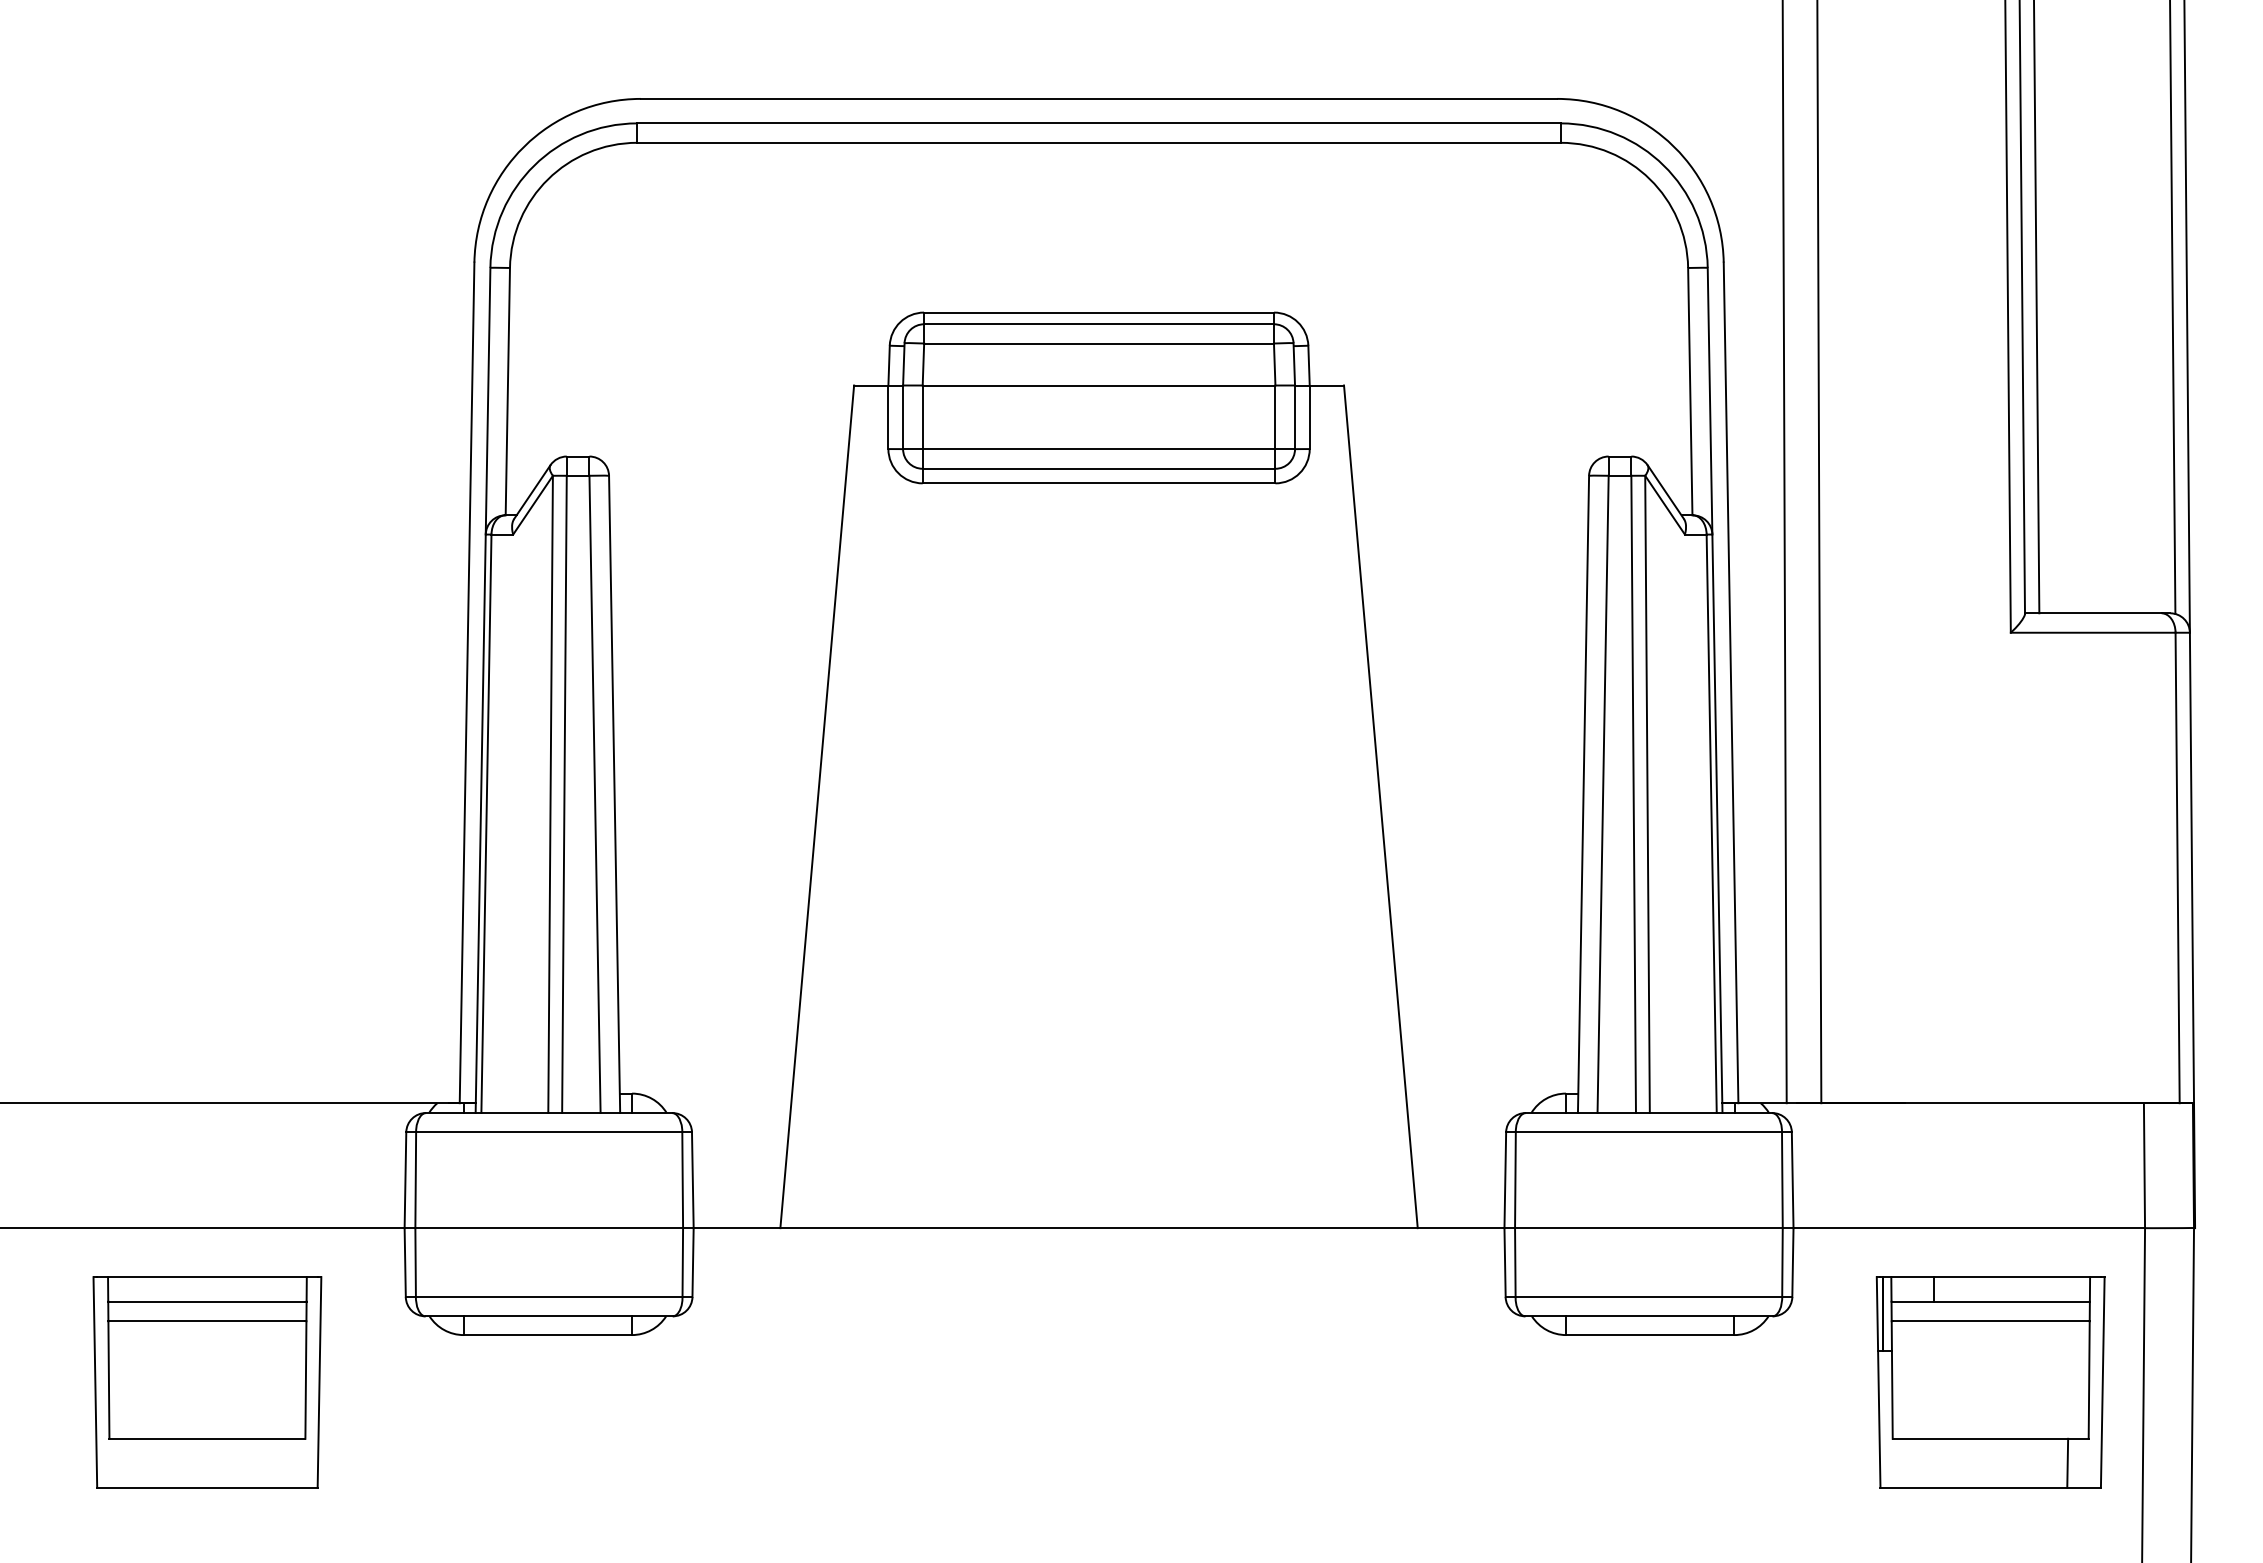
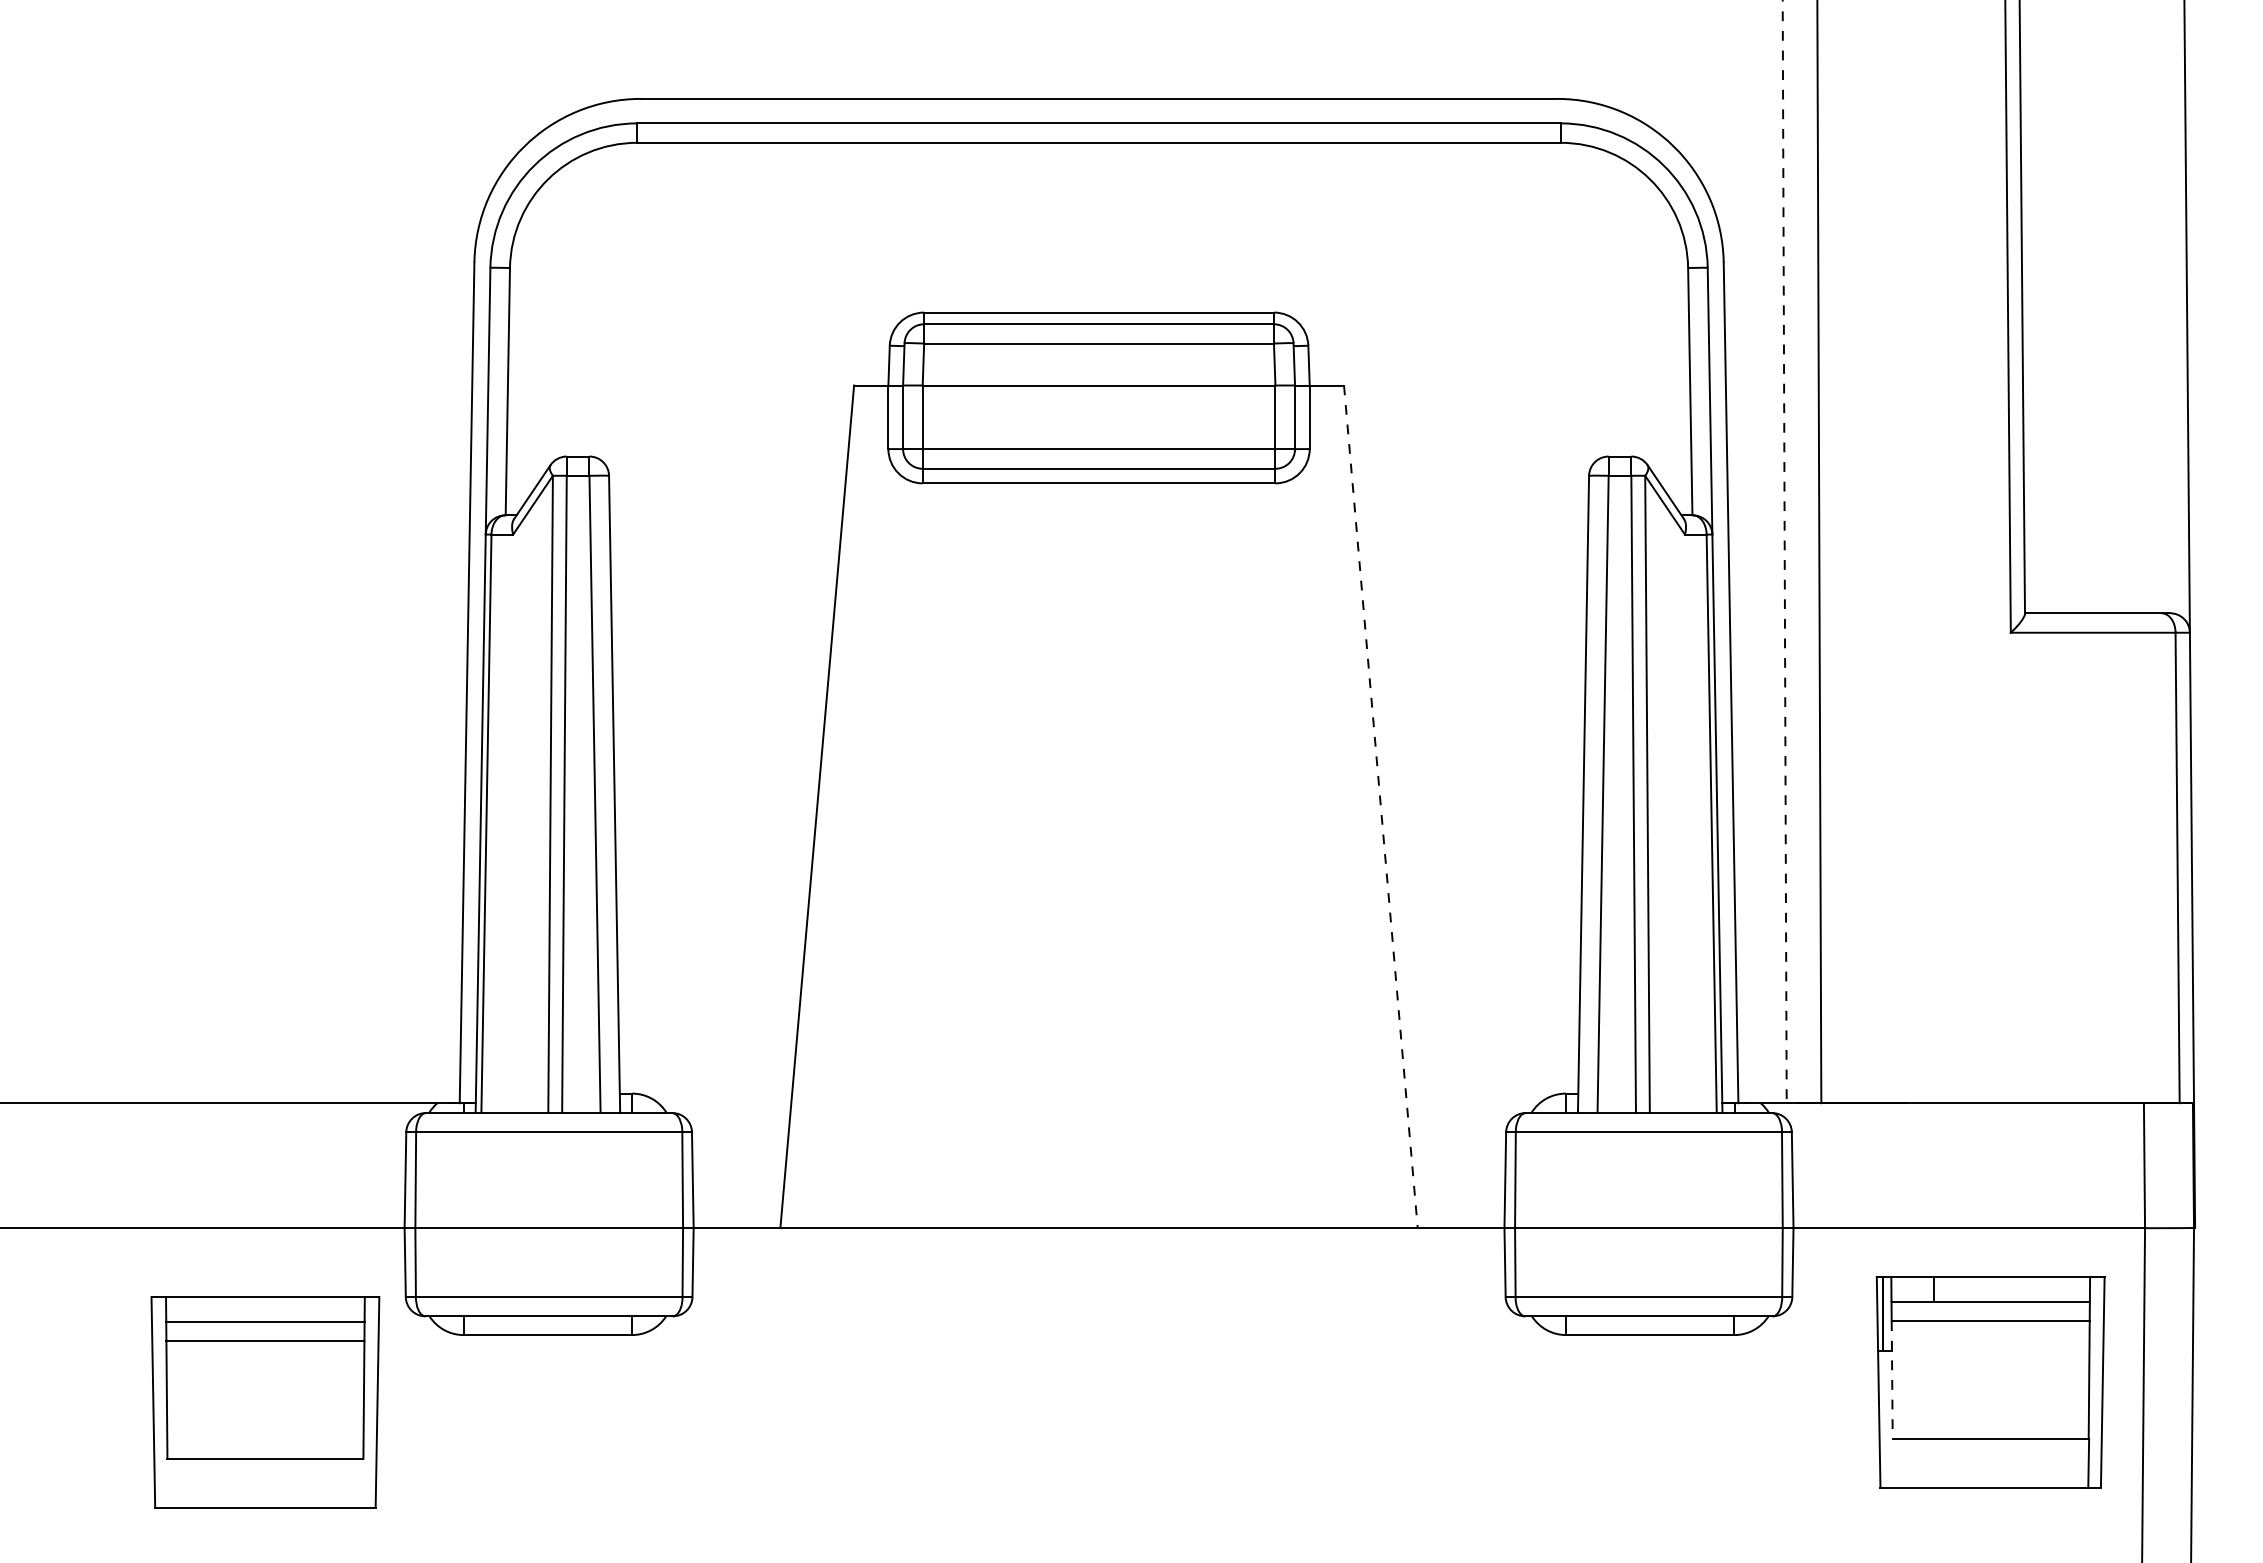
line: present -> none (2036, 307)
line: present -> none (2172, 307)
line: solid -> dashed (1784, 552)
line: solid -> dashed (1380, 806)
line: solid -> dashed (1892, 1380)
part position: (207, 1382) -> (265, 1402) (265, 1402)
line position: (2067, 1462) -> (2088, 1462) (2088, 1462)
